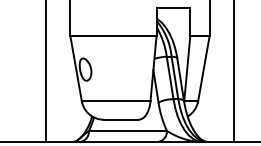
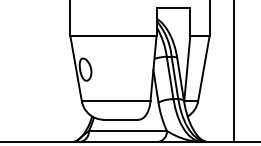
line: present -> none (46, 72)
